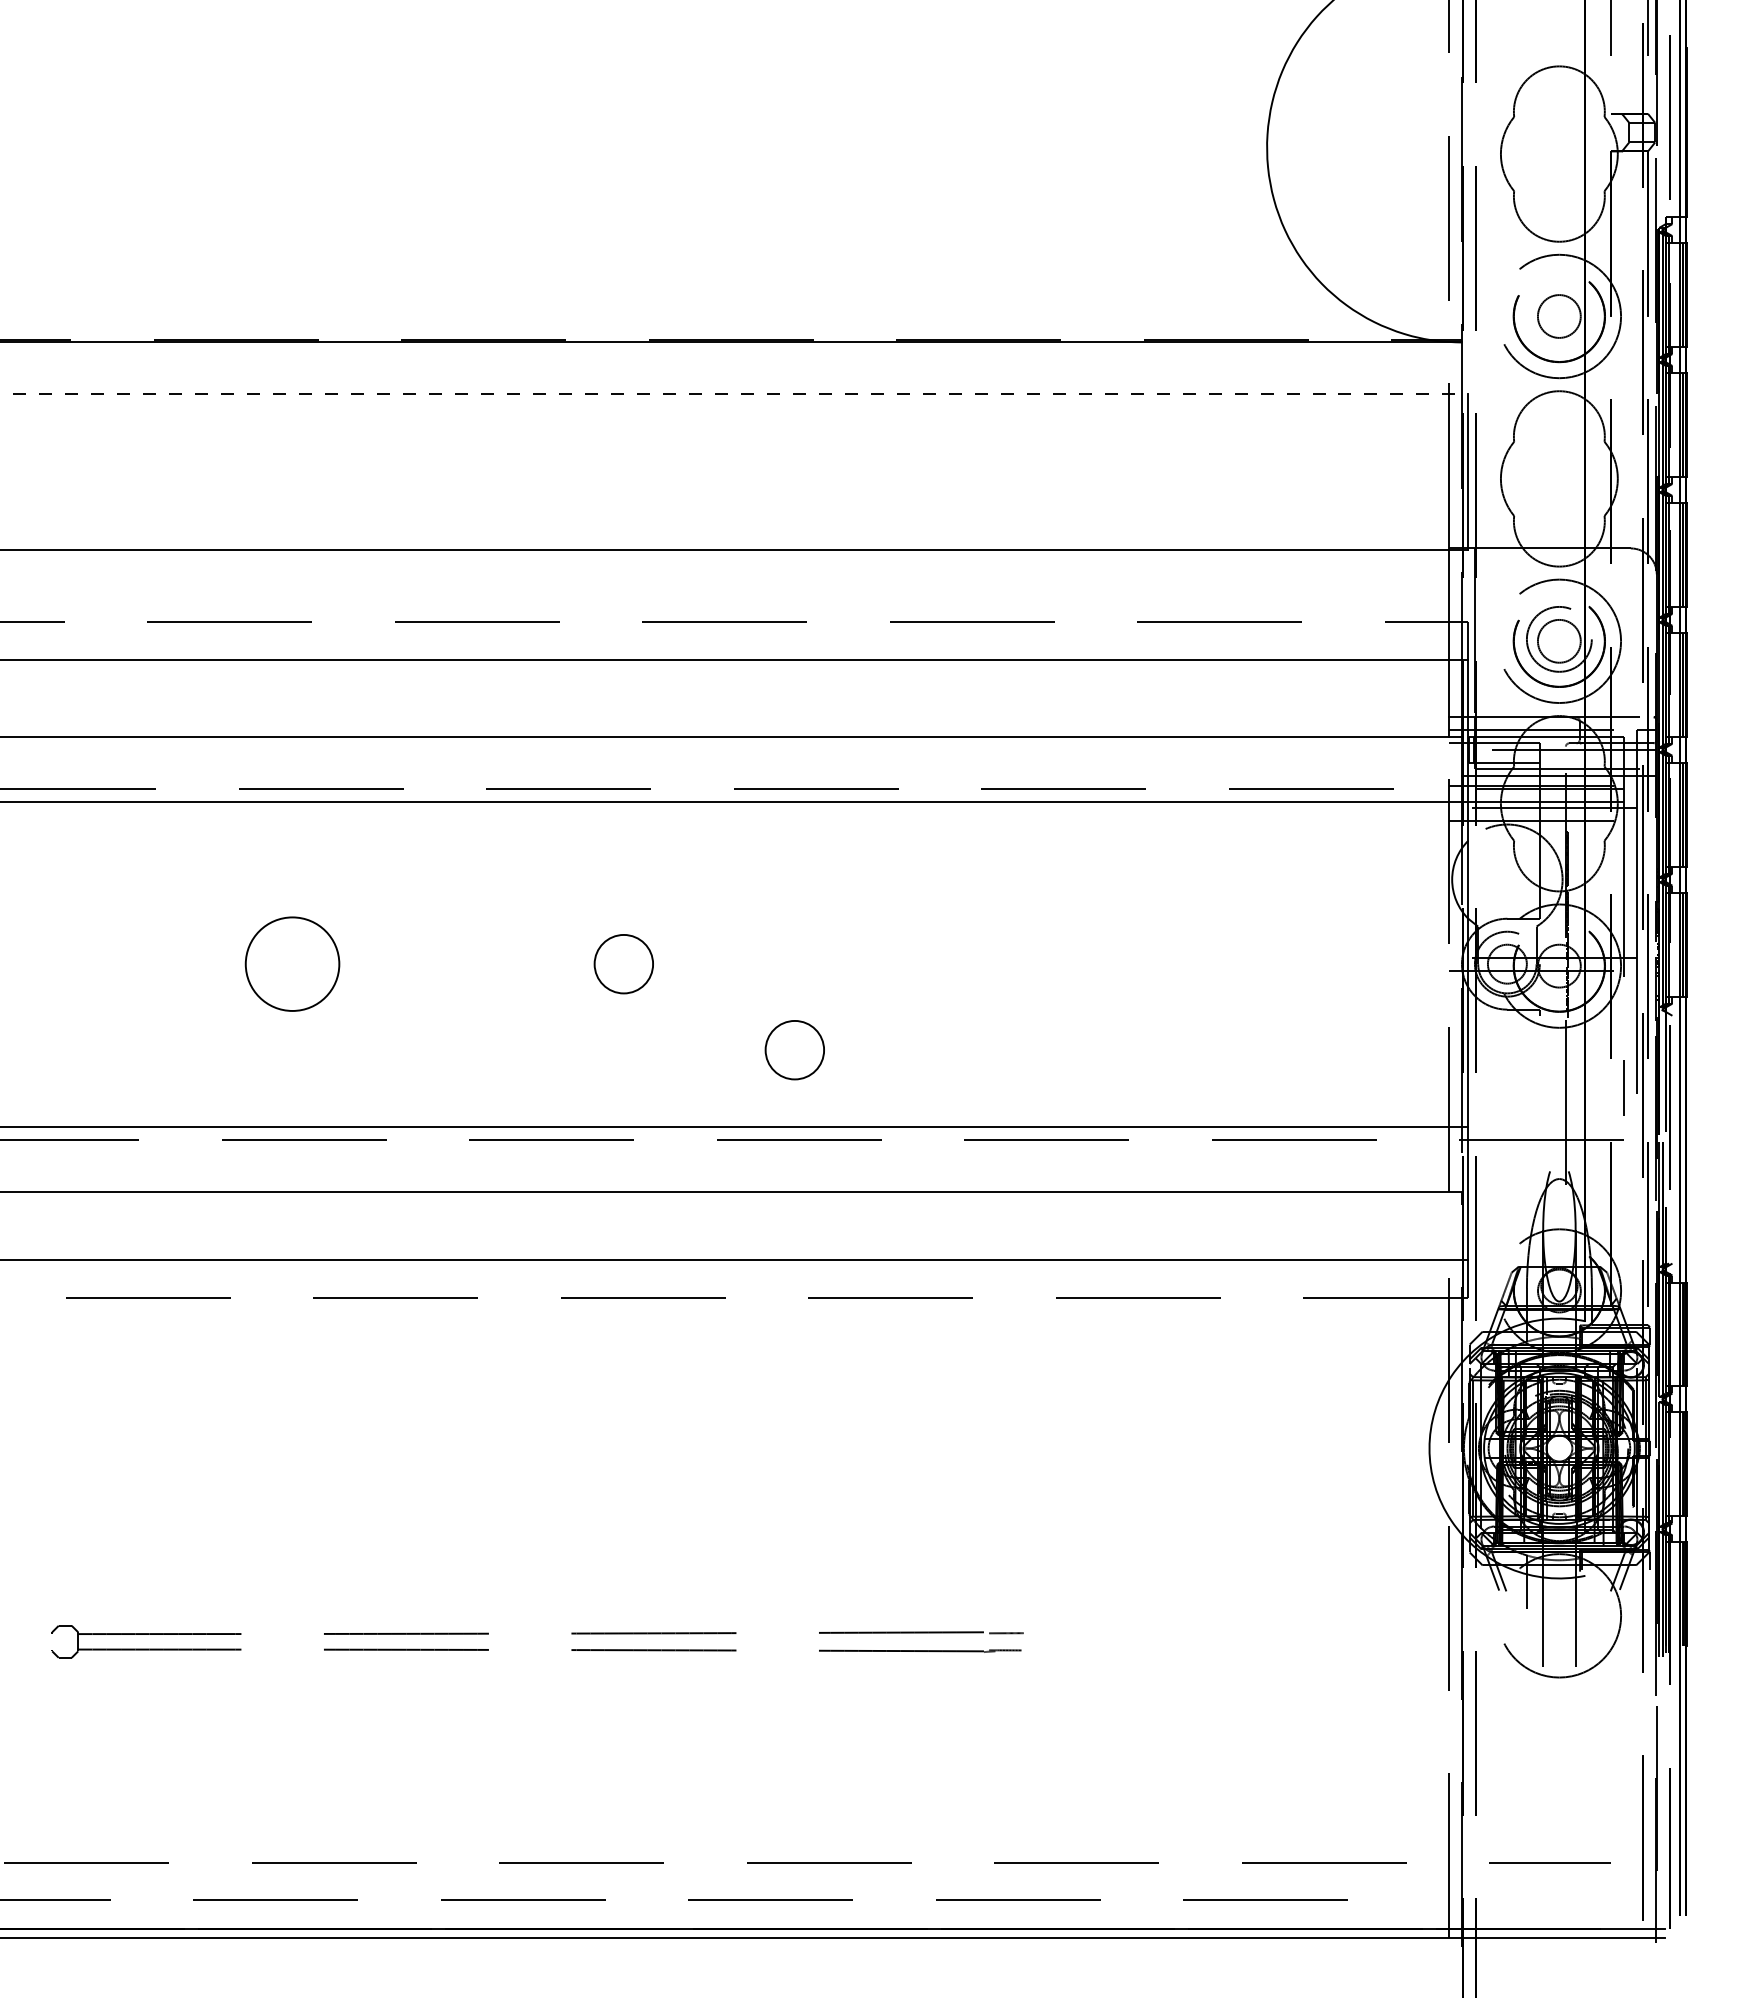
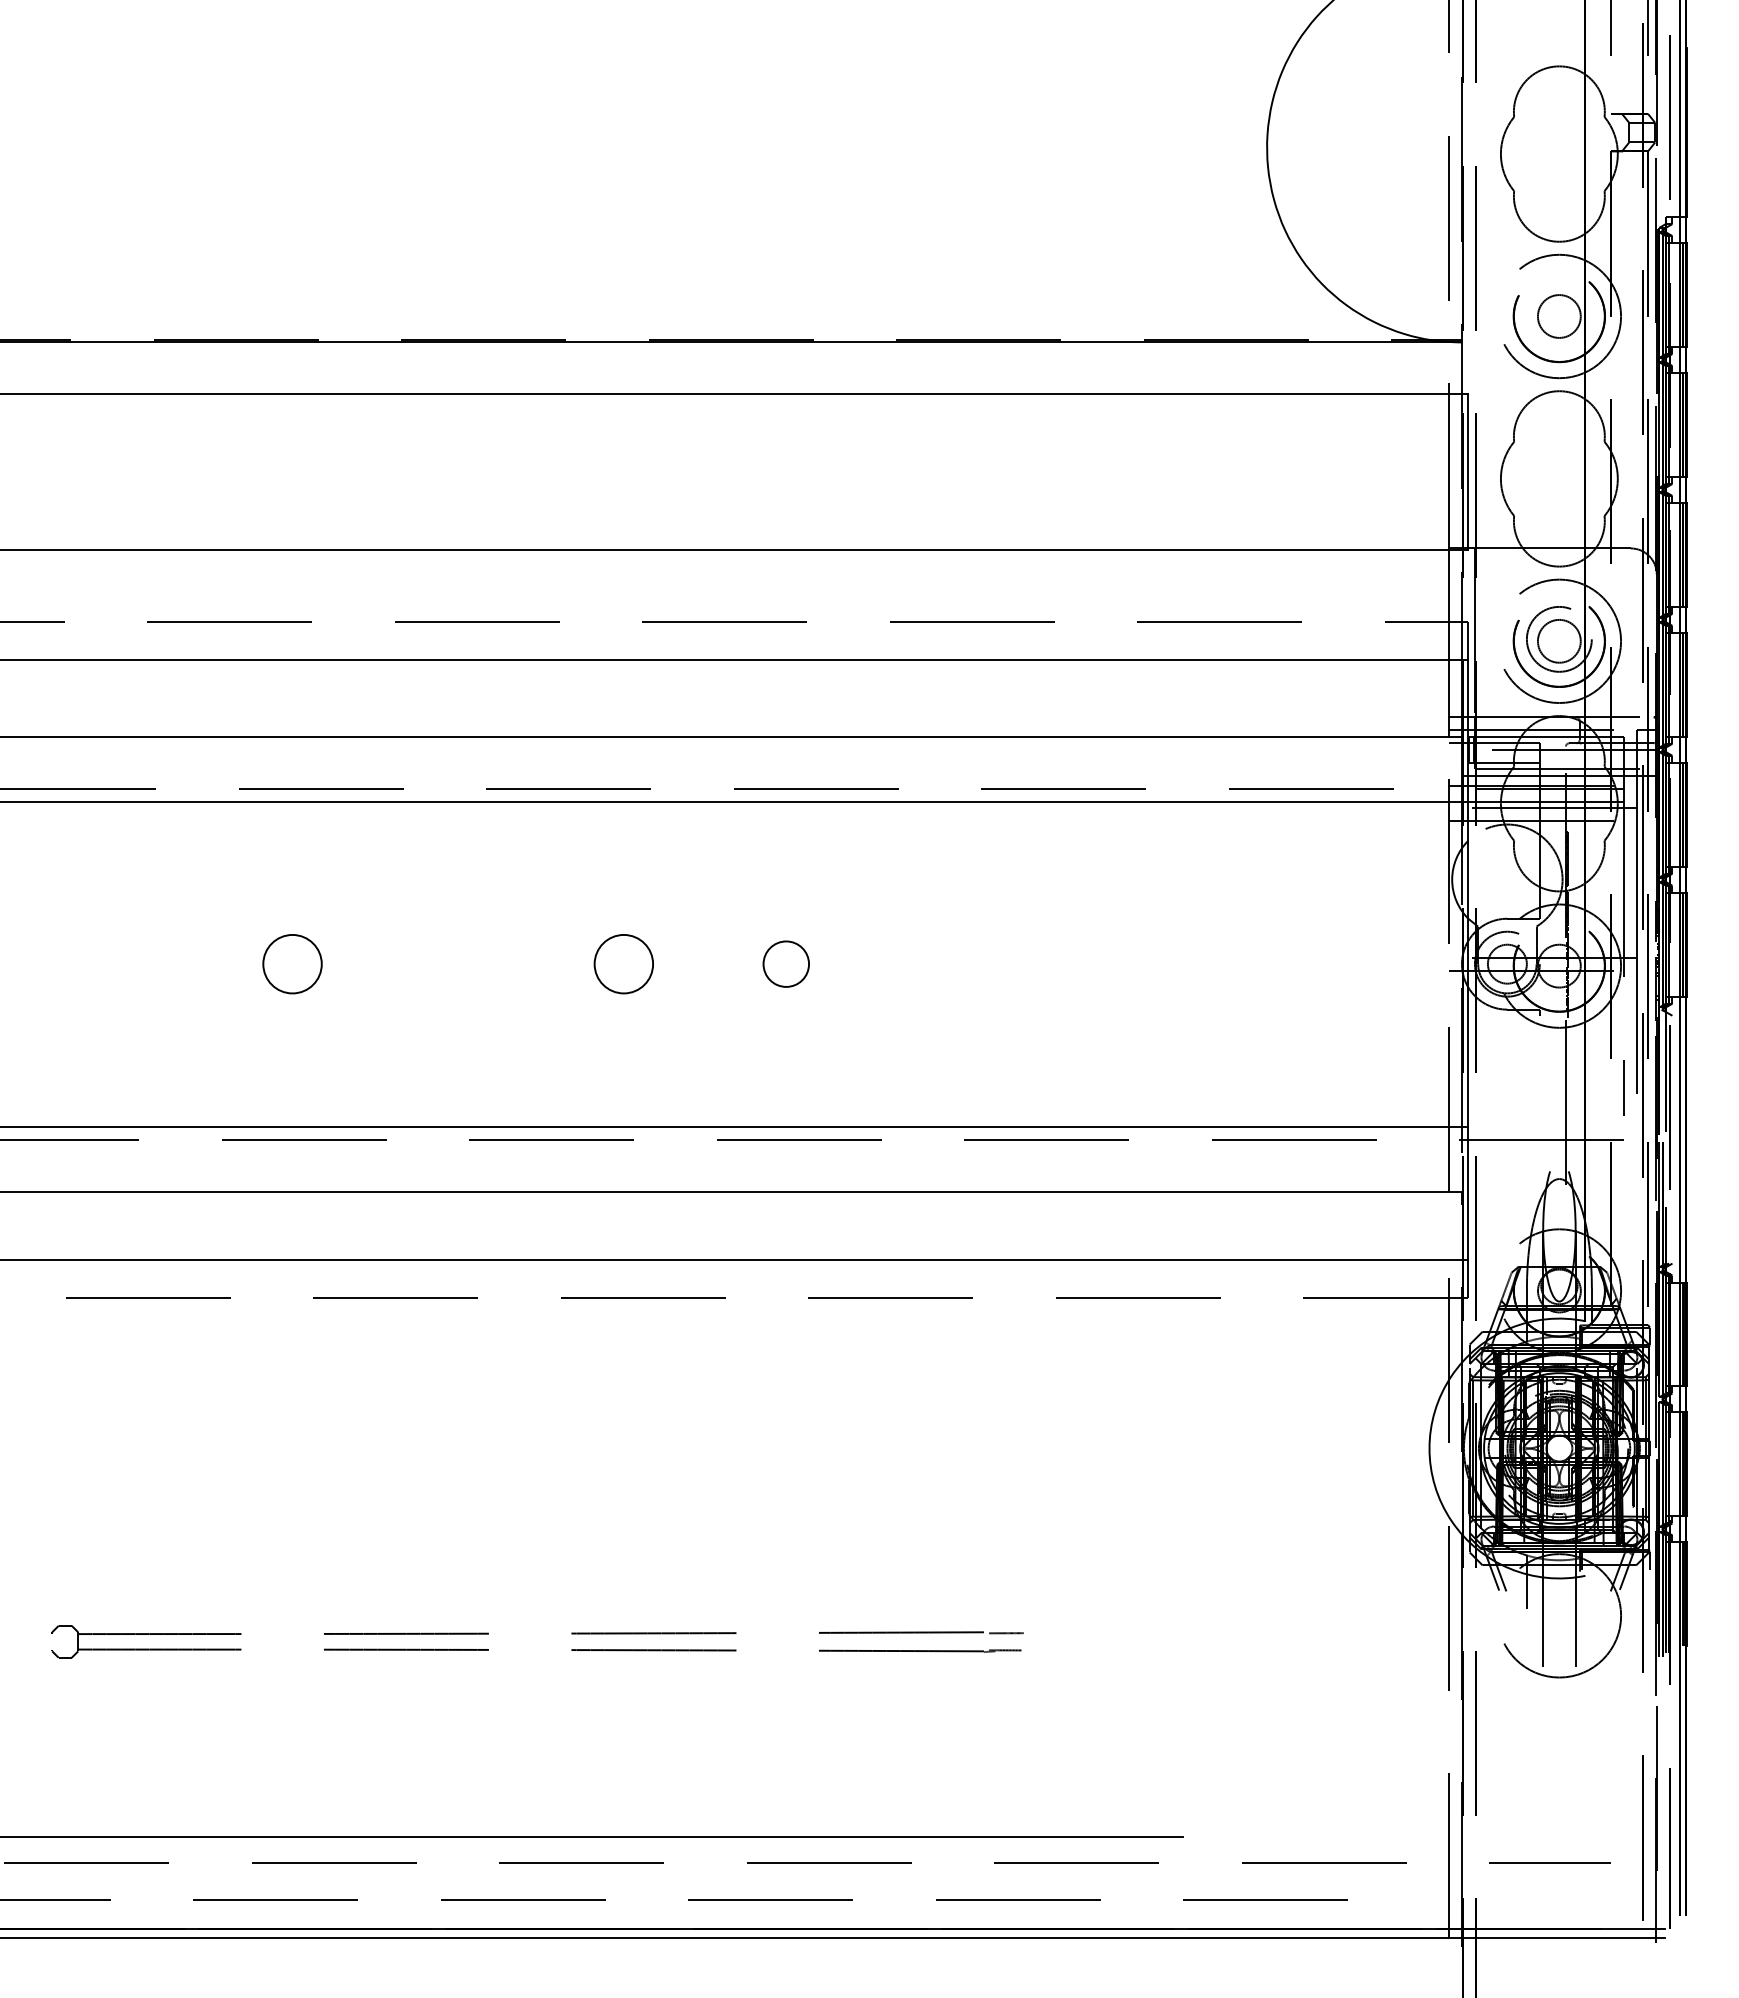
line: dashed -> solid (734, 394)
circle diameter: 94 px -> 58 px (292, 963)
circle: none -> present (785, 963)
circle: present -> none (794, 1050)
line: none -> present (592, 1836)
